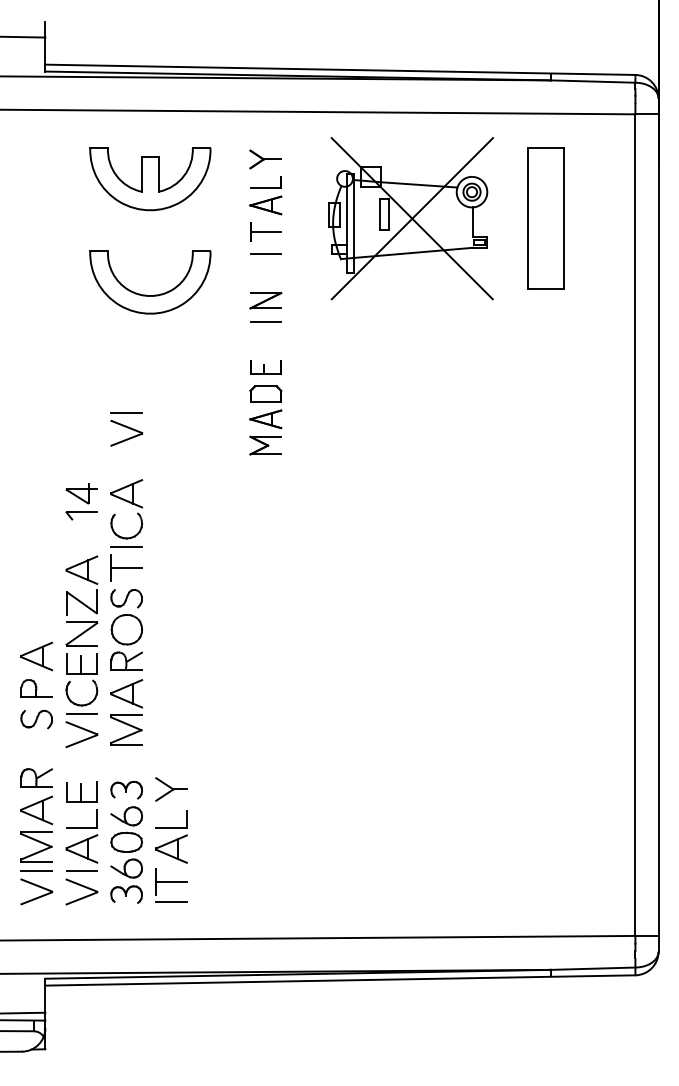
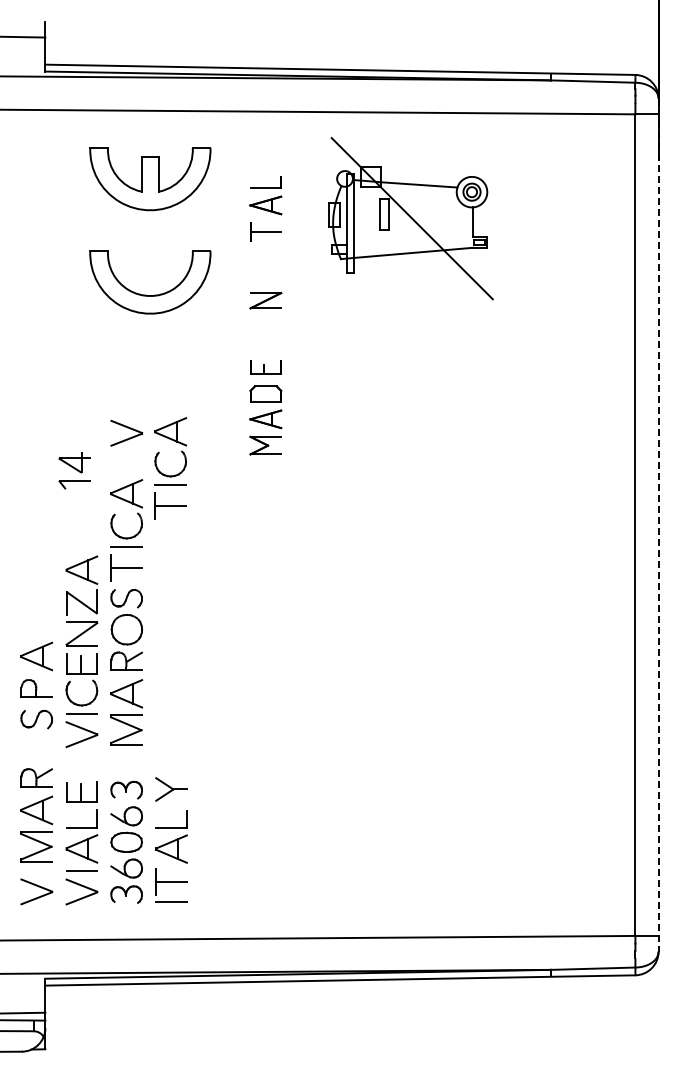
part: present -> none (265, 159)
line: present -> none (412, 218)
part: present -> none (545, 218)
line: present -> none (265, 254)
line: present -> none (265, 322)
line: present -> none (126, 412)
part: none -> present (170, 475)
part position: (81, 501) -> (74, 470) (74, 470)
line: solid -> dashed (658, 525)
line: present -> none (36, 871)
